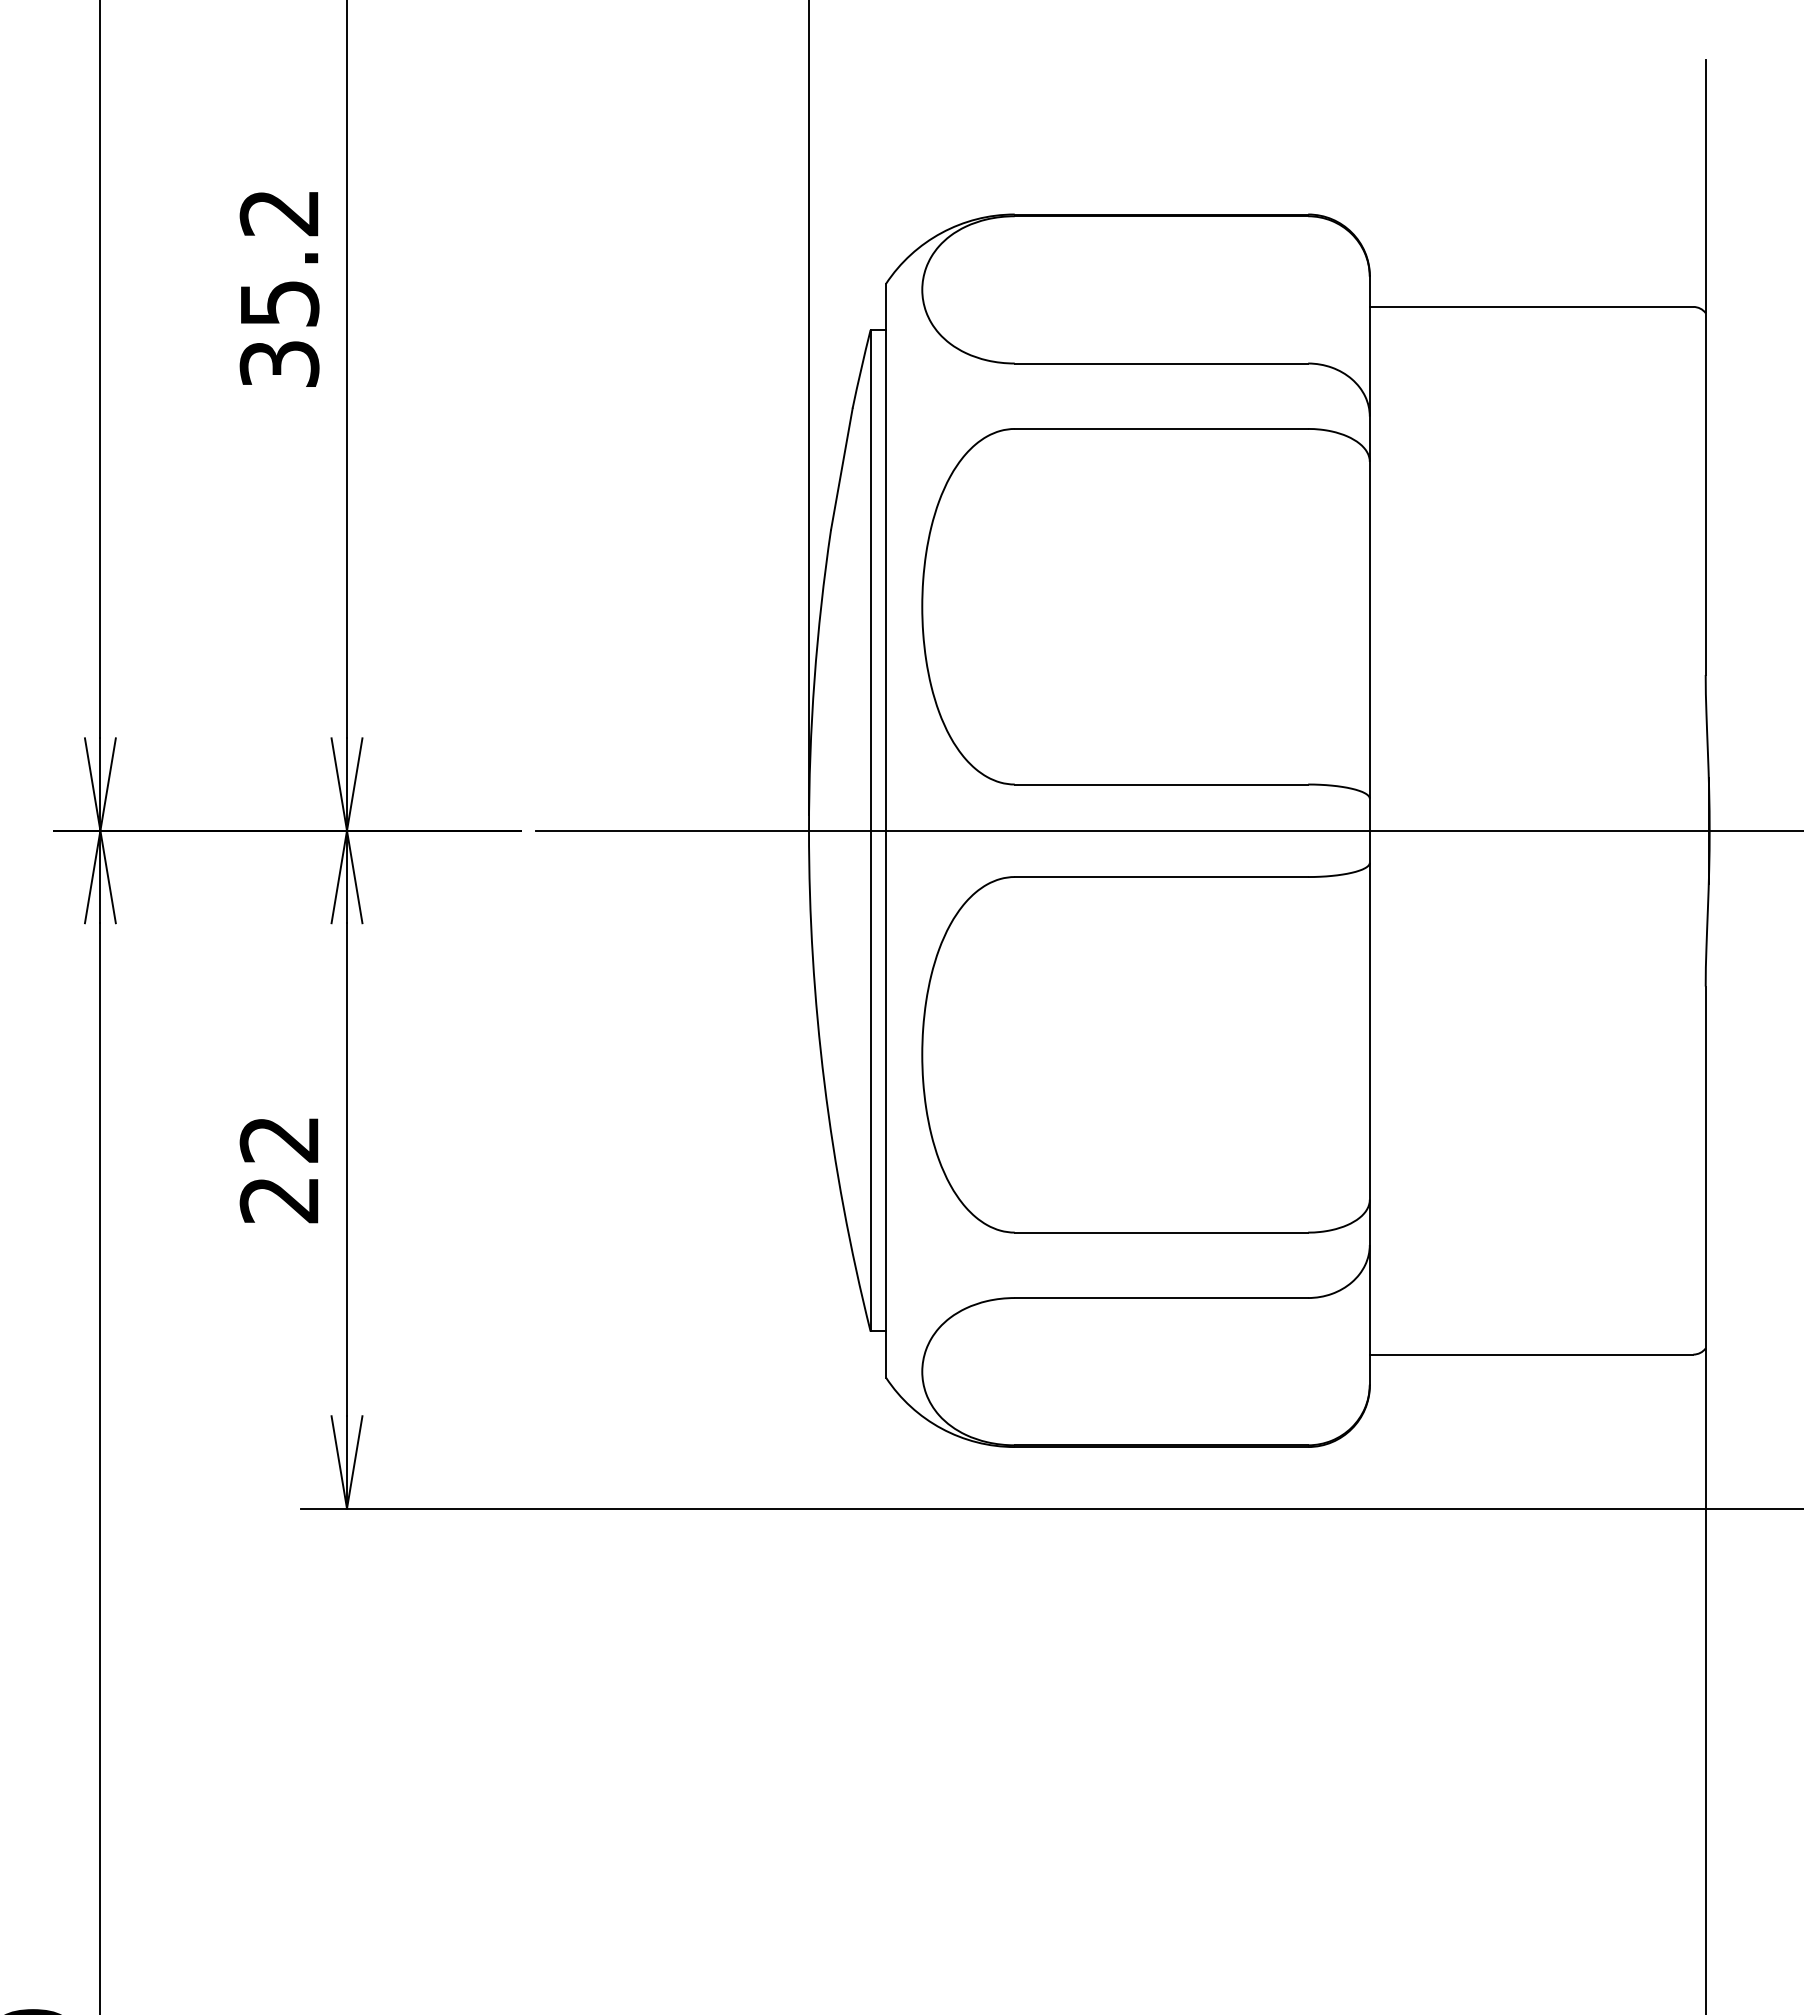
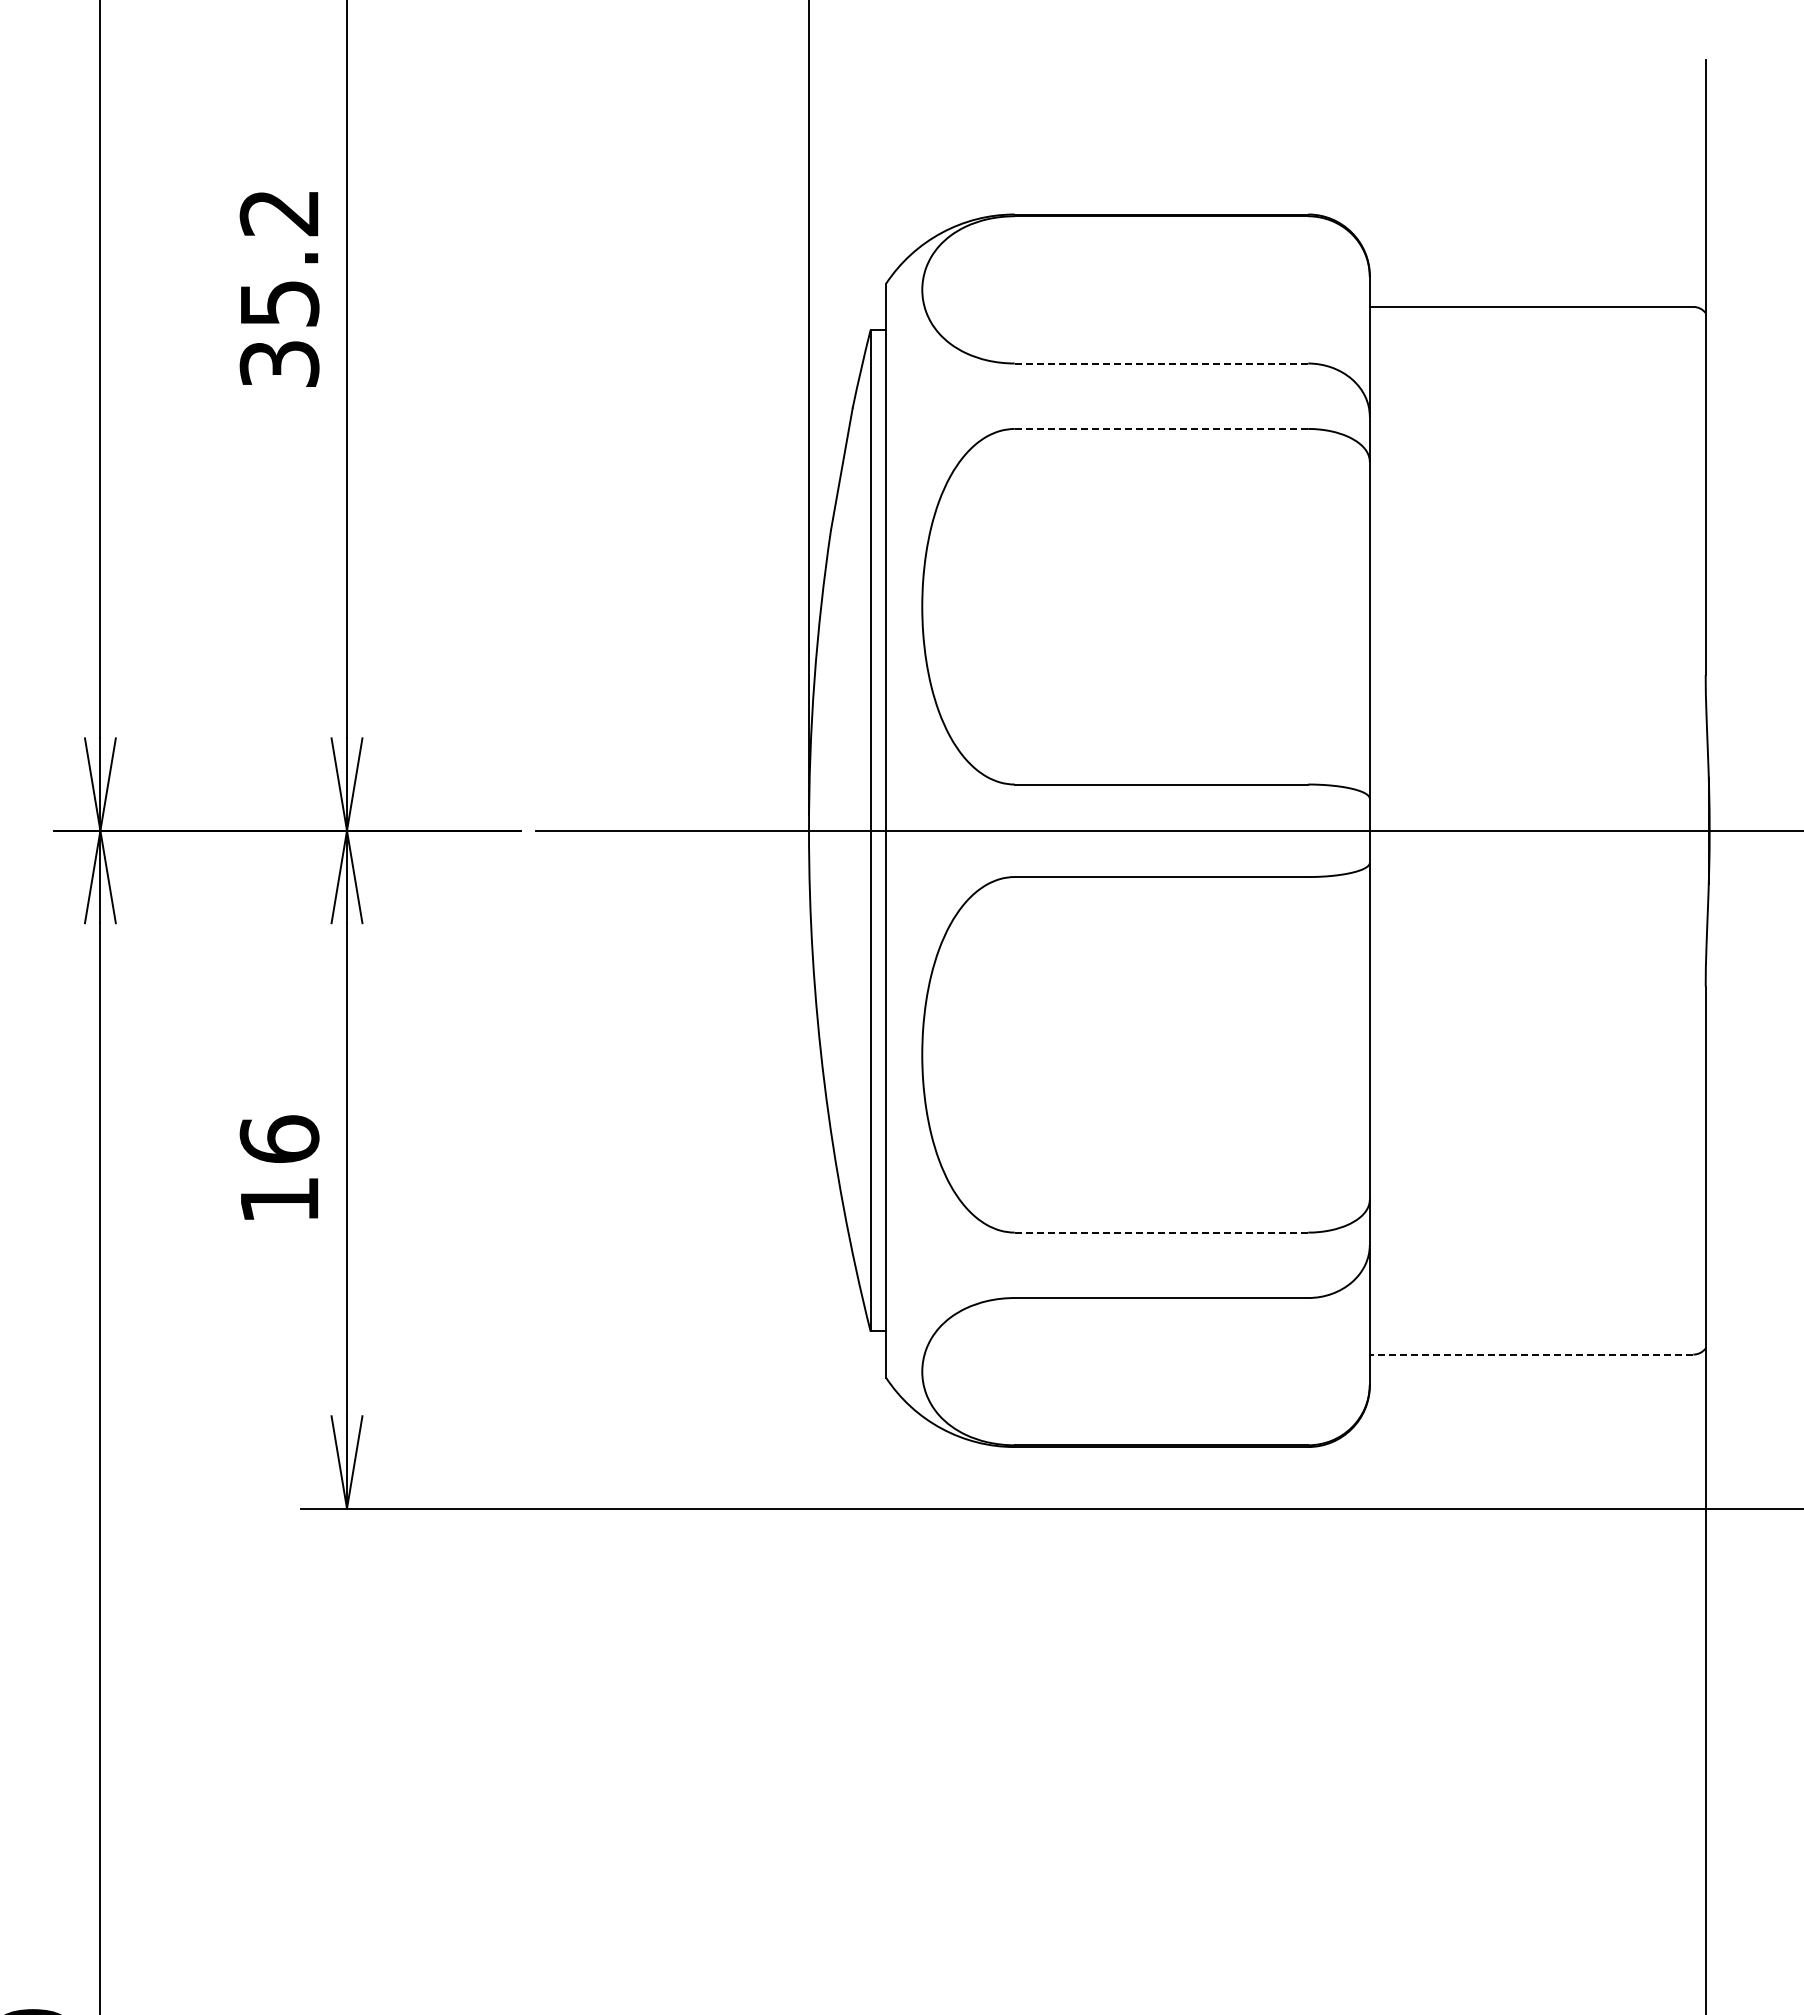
line: solid -> dashed (1161, 363)
line: solid -> dashed (1161, 428)
text: 22 -> 16 (279, 1169)
line: solid -> dashed (1161, 1232)
line: solid -> dashed (1531, 1354)
